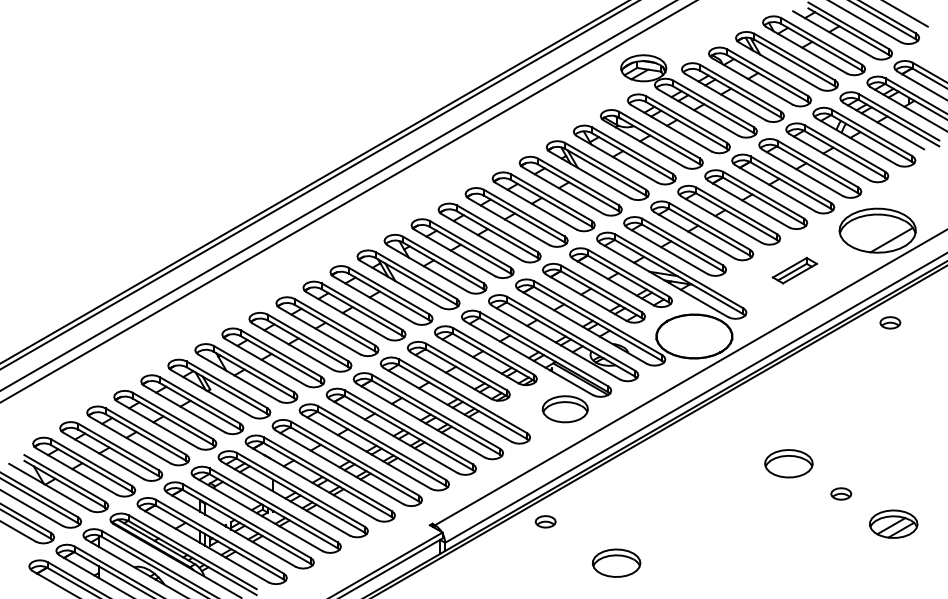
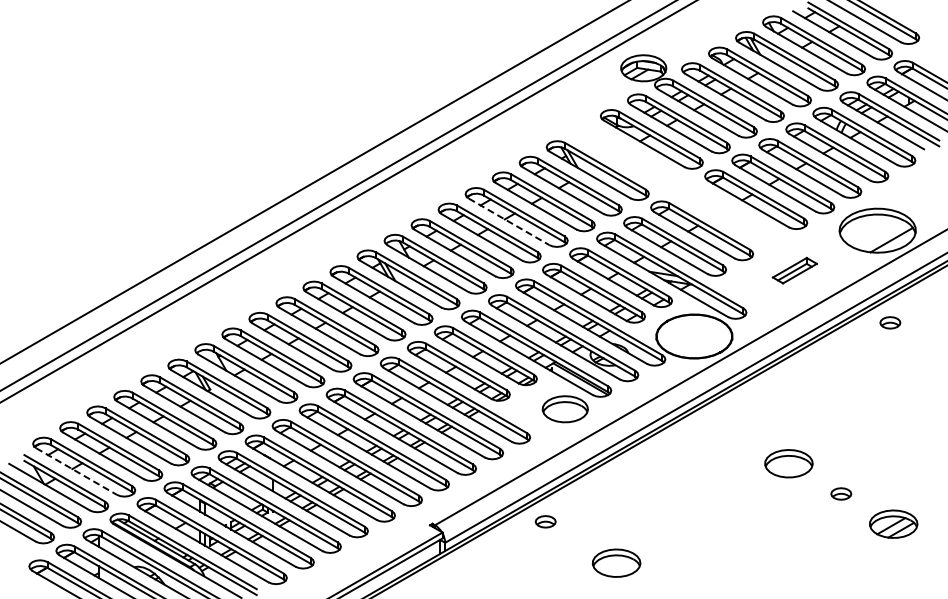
line: present -> none (906, 14)
part: present -> none (676, 184)
line: present -> none (319, 185)
line: solid -> dashed (509, 221)
line: solid -> dashed (76, 471)
